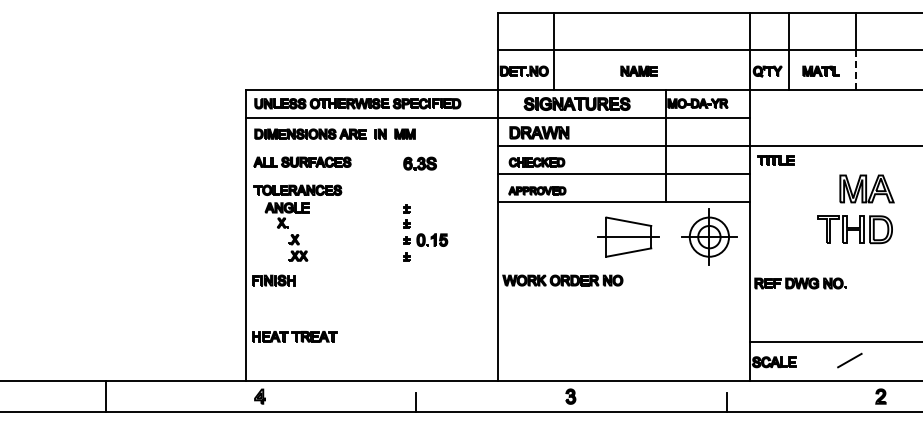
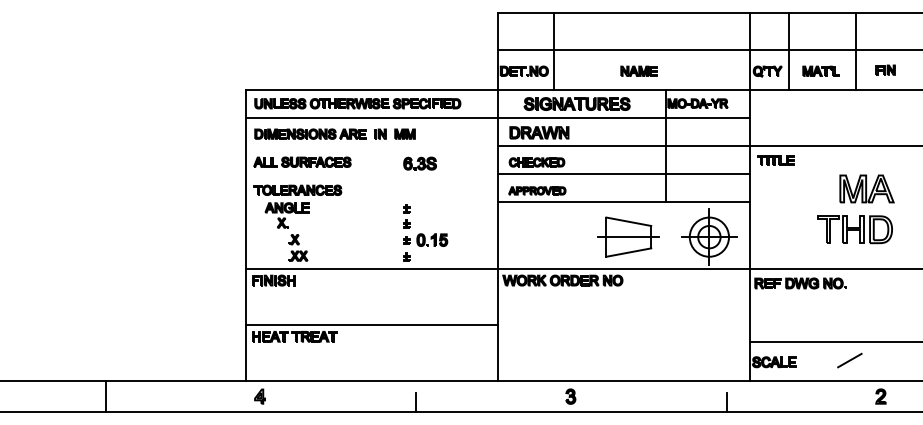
part: none -> present (885, 69)
line: dashed -> solid (856, 70)
line: none -> present (582, 268)
line: none -> present (371, 325)
